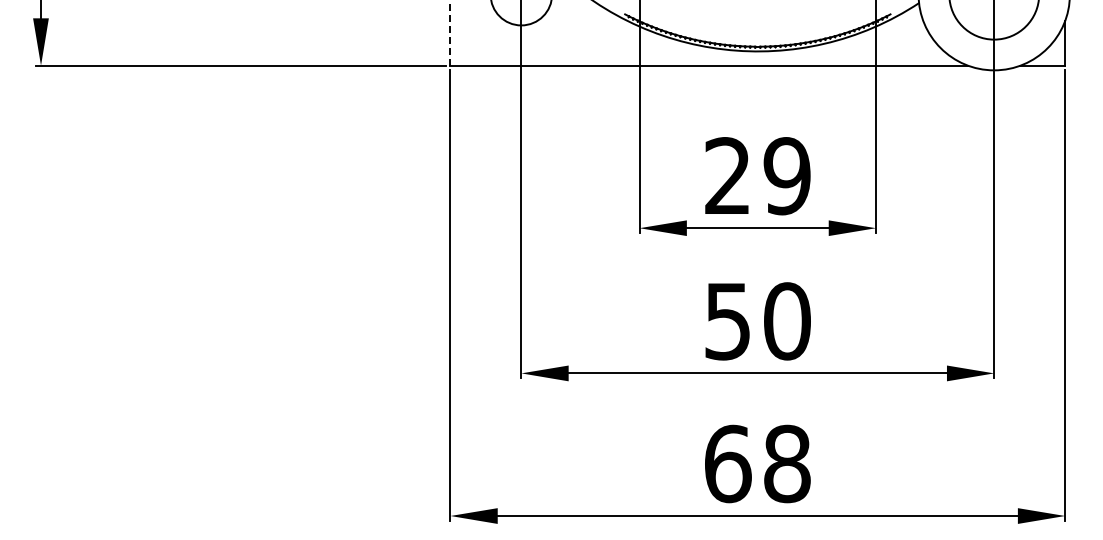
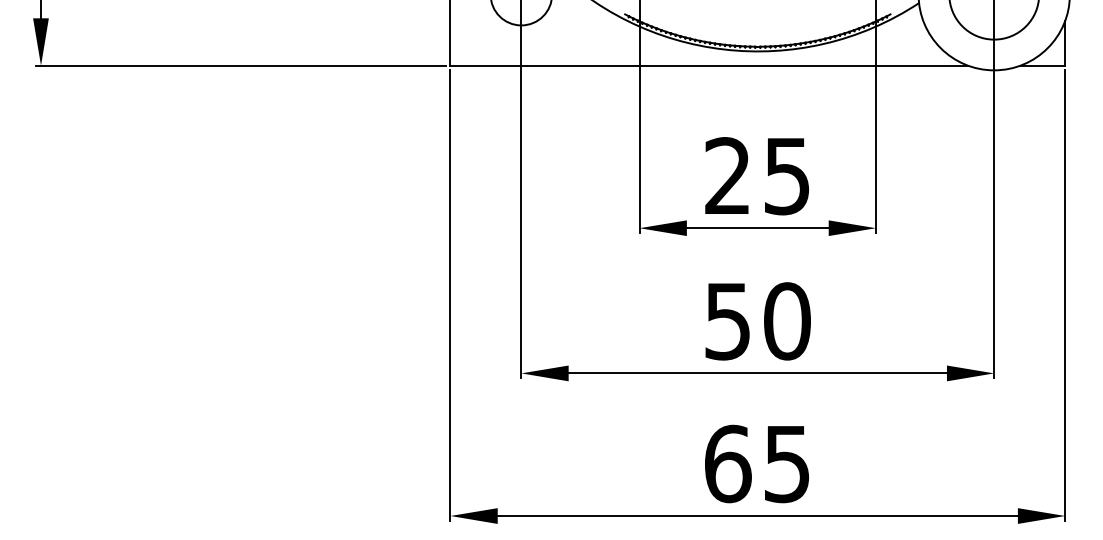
line: dashed -> solid (450, 32)
text: 29 -> 25 (786, 176)
text: 68 -> 65 (787, 463)
